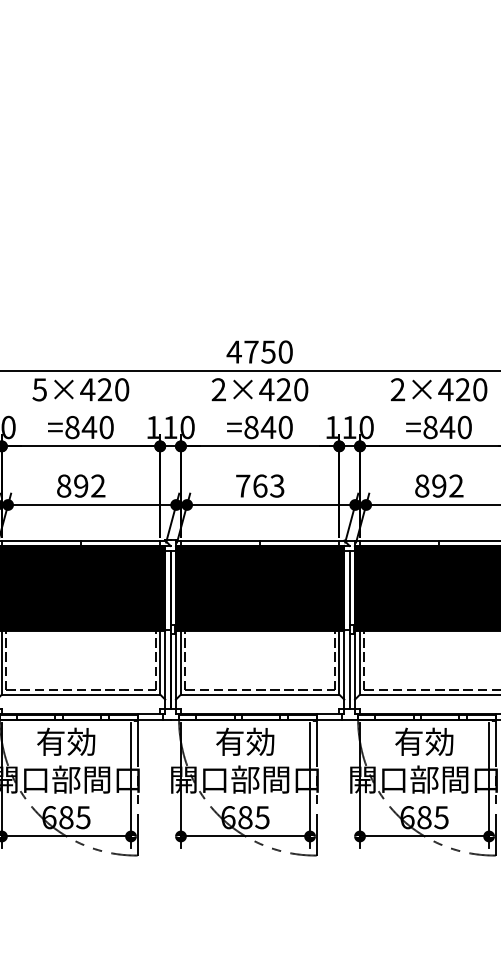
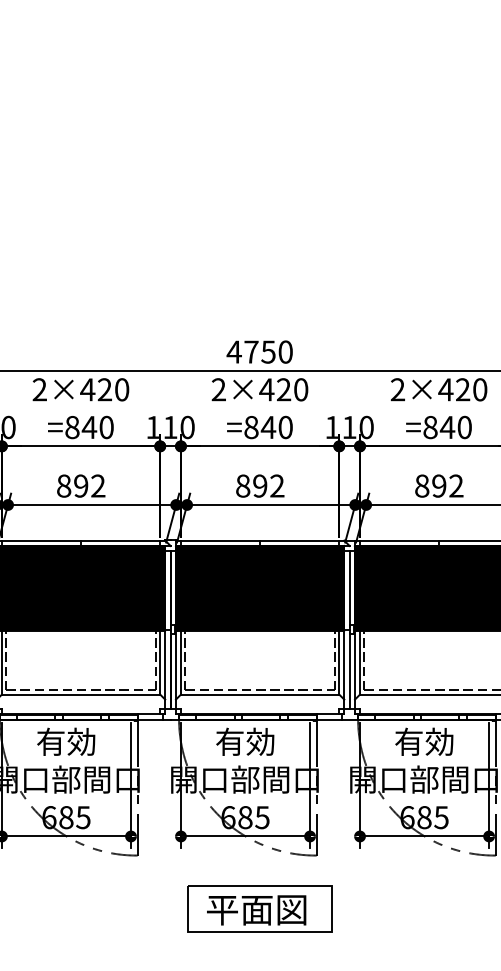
text: 5×420 -> 2×420 (39, 389)
text: 763 -> 892 (260, 485)
part: none -> present (259, 908)
